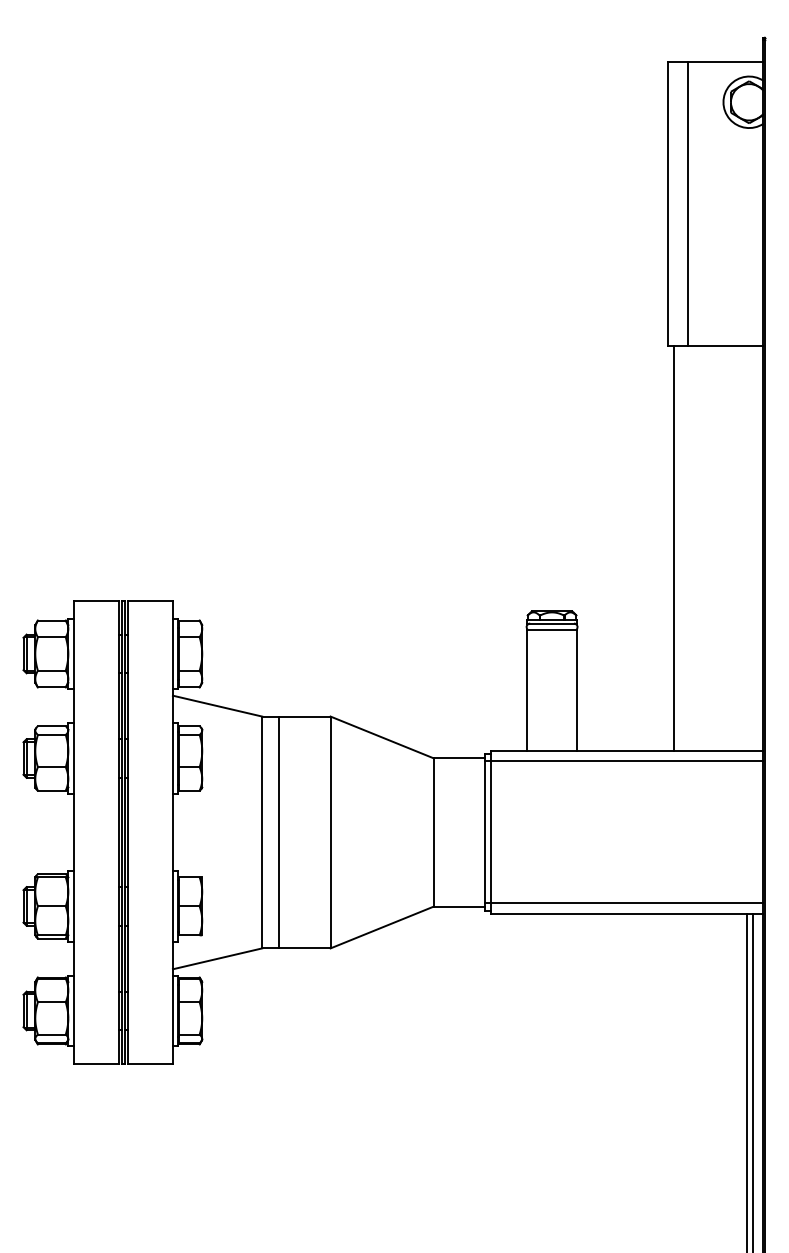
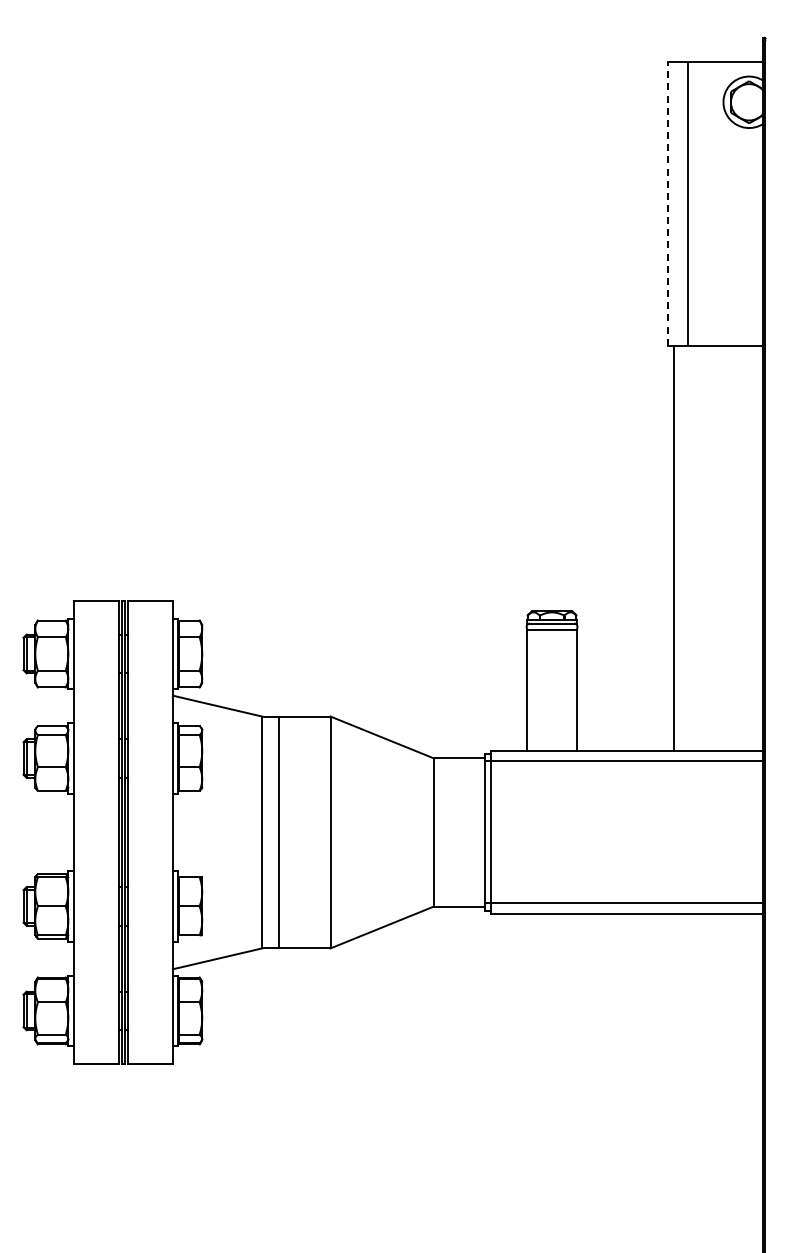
line: solid -> dashed (668, 203)
line: present -> none (747, 1081)
line: present -> none (753, 1081)
